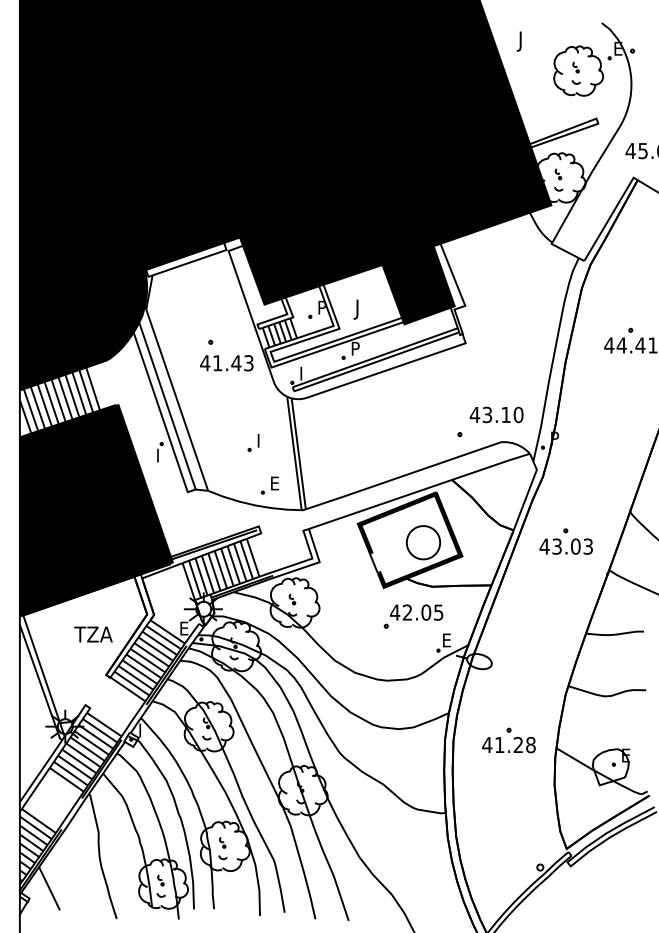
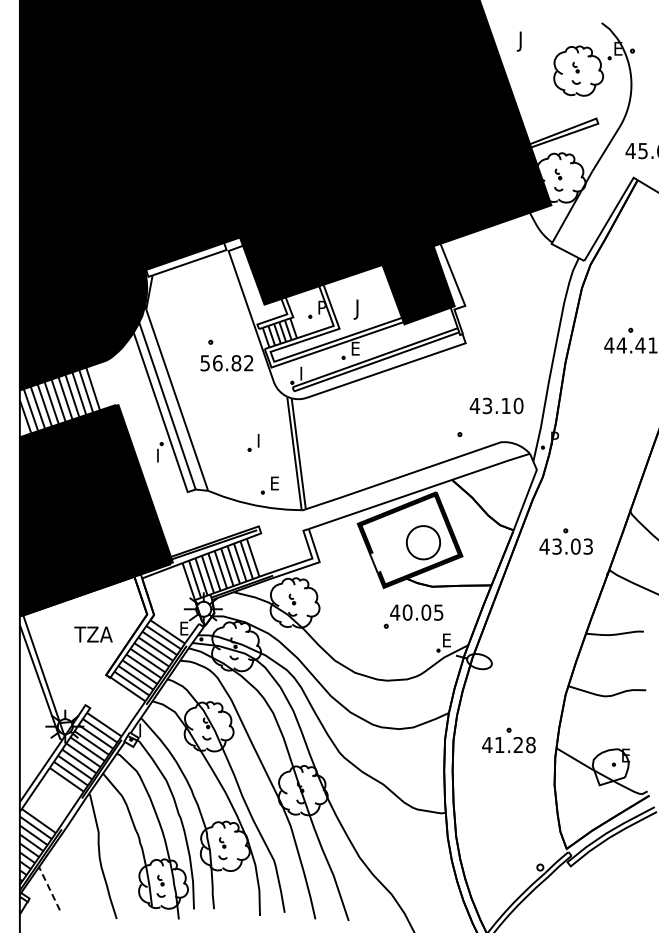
text: P -> E (356, 348)
text: 41.43 -> 56.82 (226, 363)
text position: (496, 414) -> (496, 405) (496, 405)
text: 42.05 -> 40.05 (407, 612)
line: solid -> dashed (49, 888)
